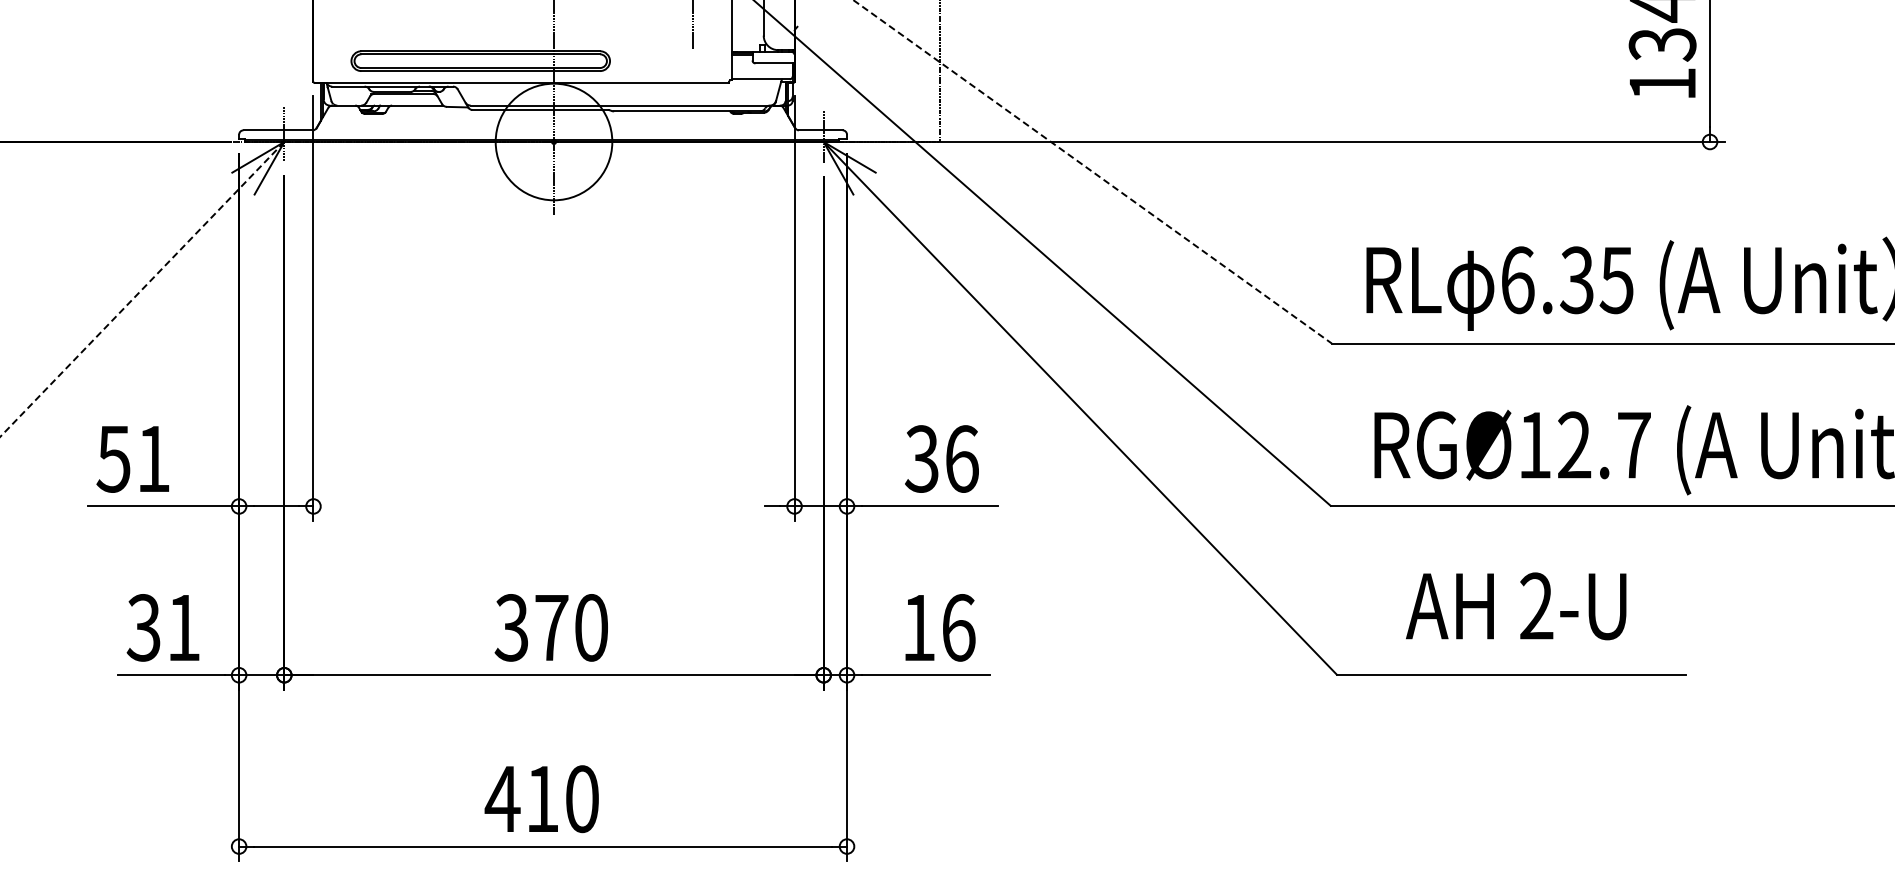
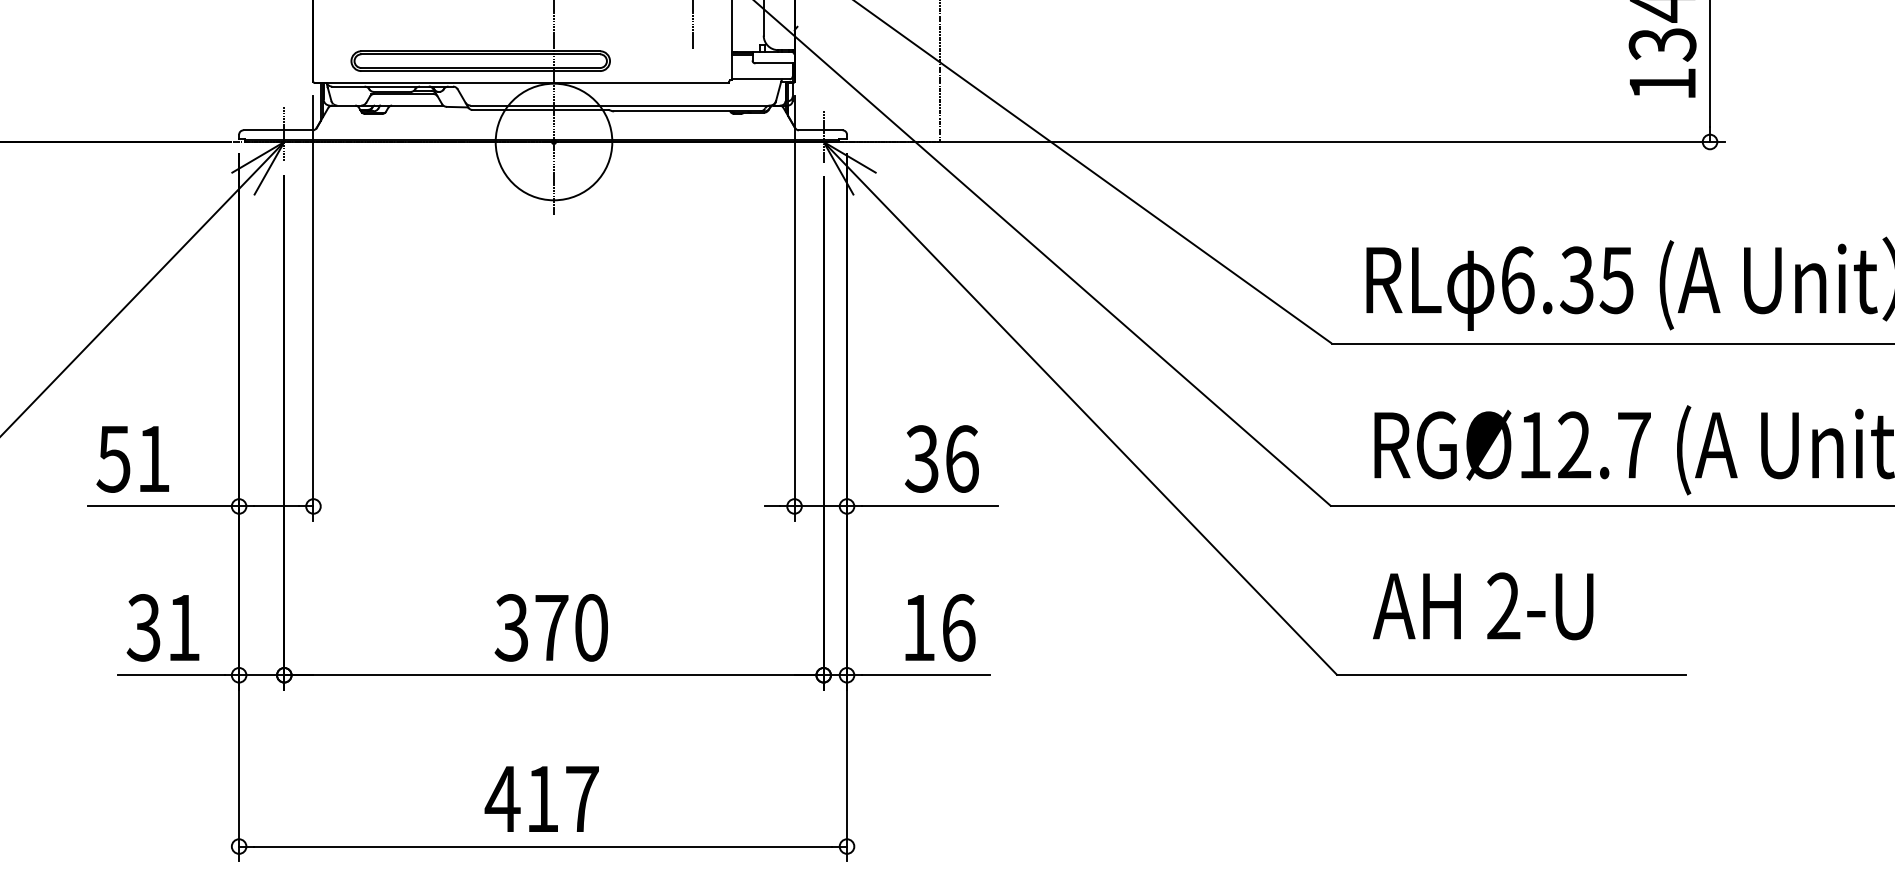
line: dashed -> solid (1093, 172)
line: dashed -> solid (142, 289)
text position: (1516, 606) -> (1483, 606) (1483, 606)
text: 410 -> 417 (582, 799)
